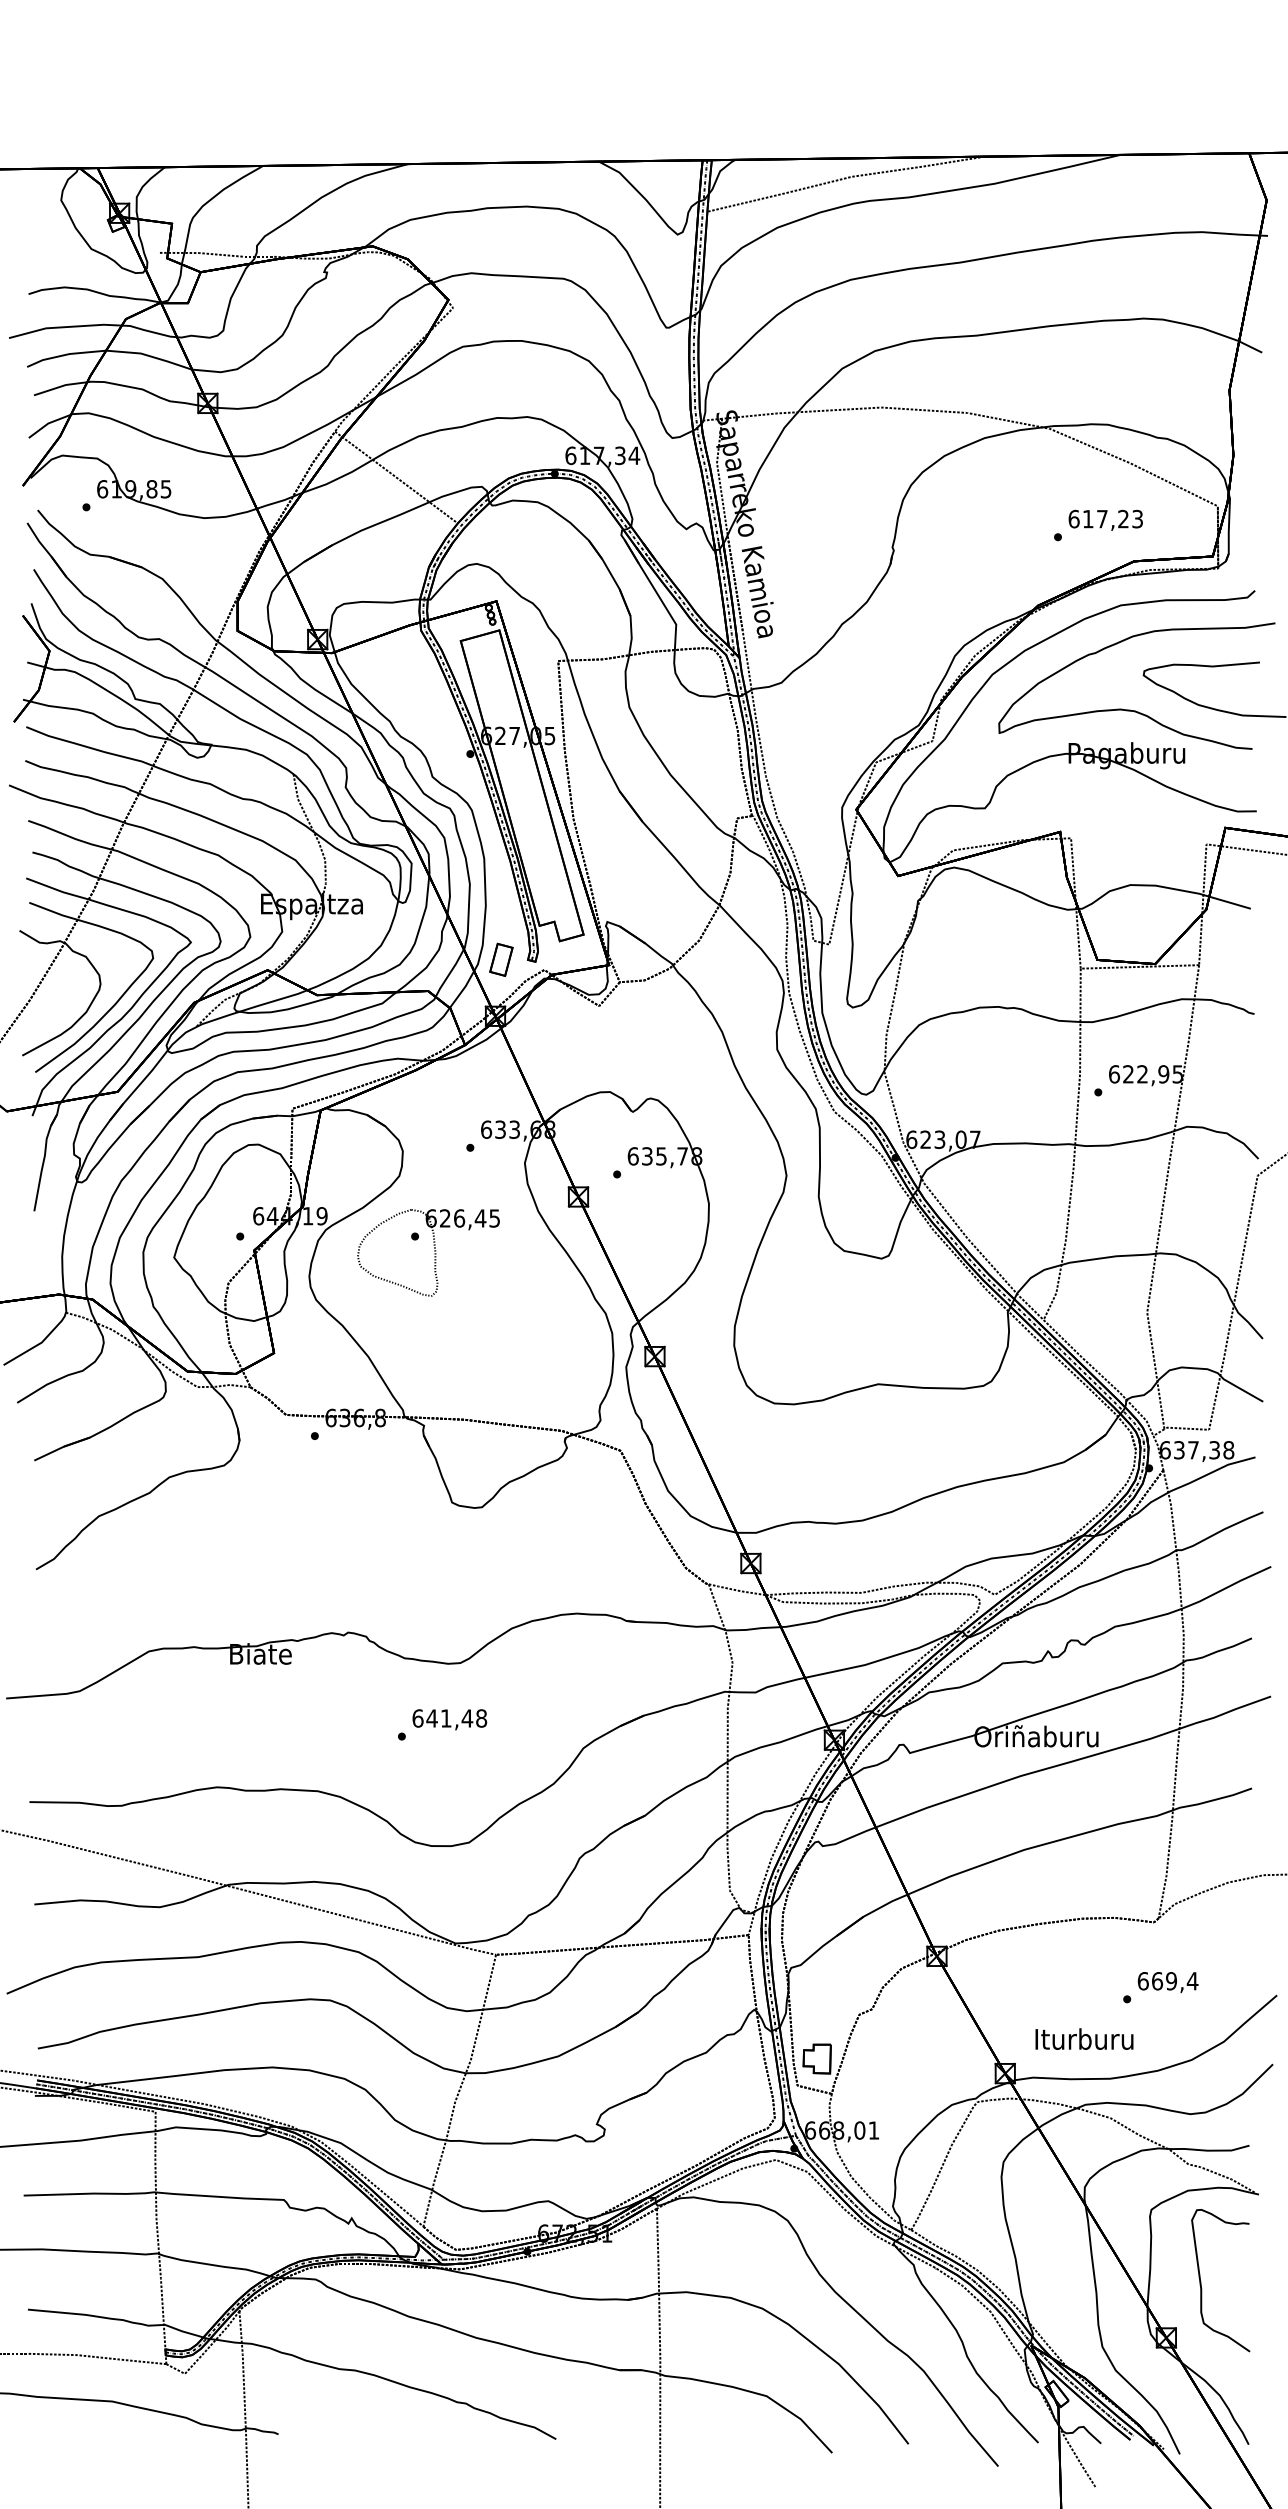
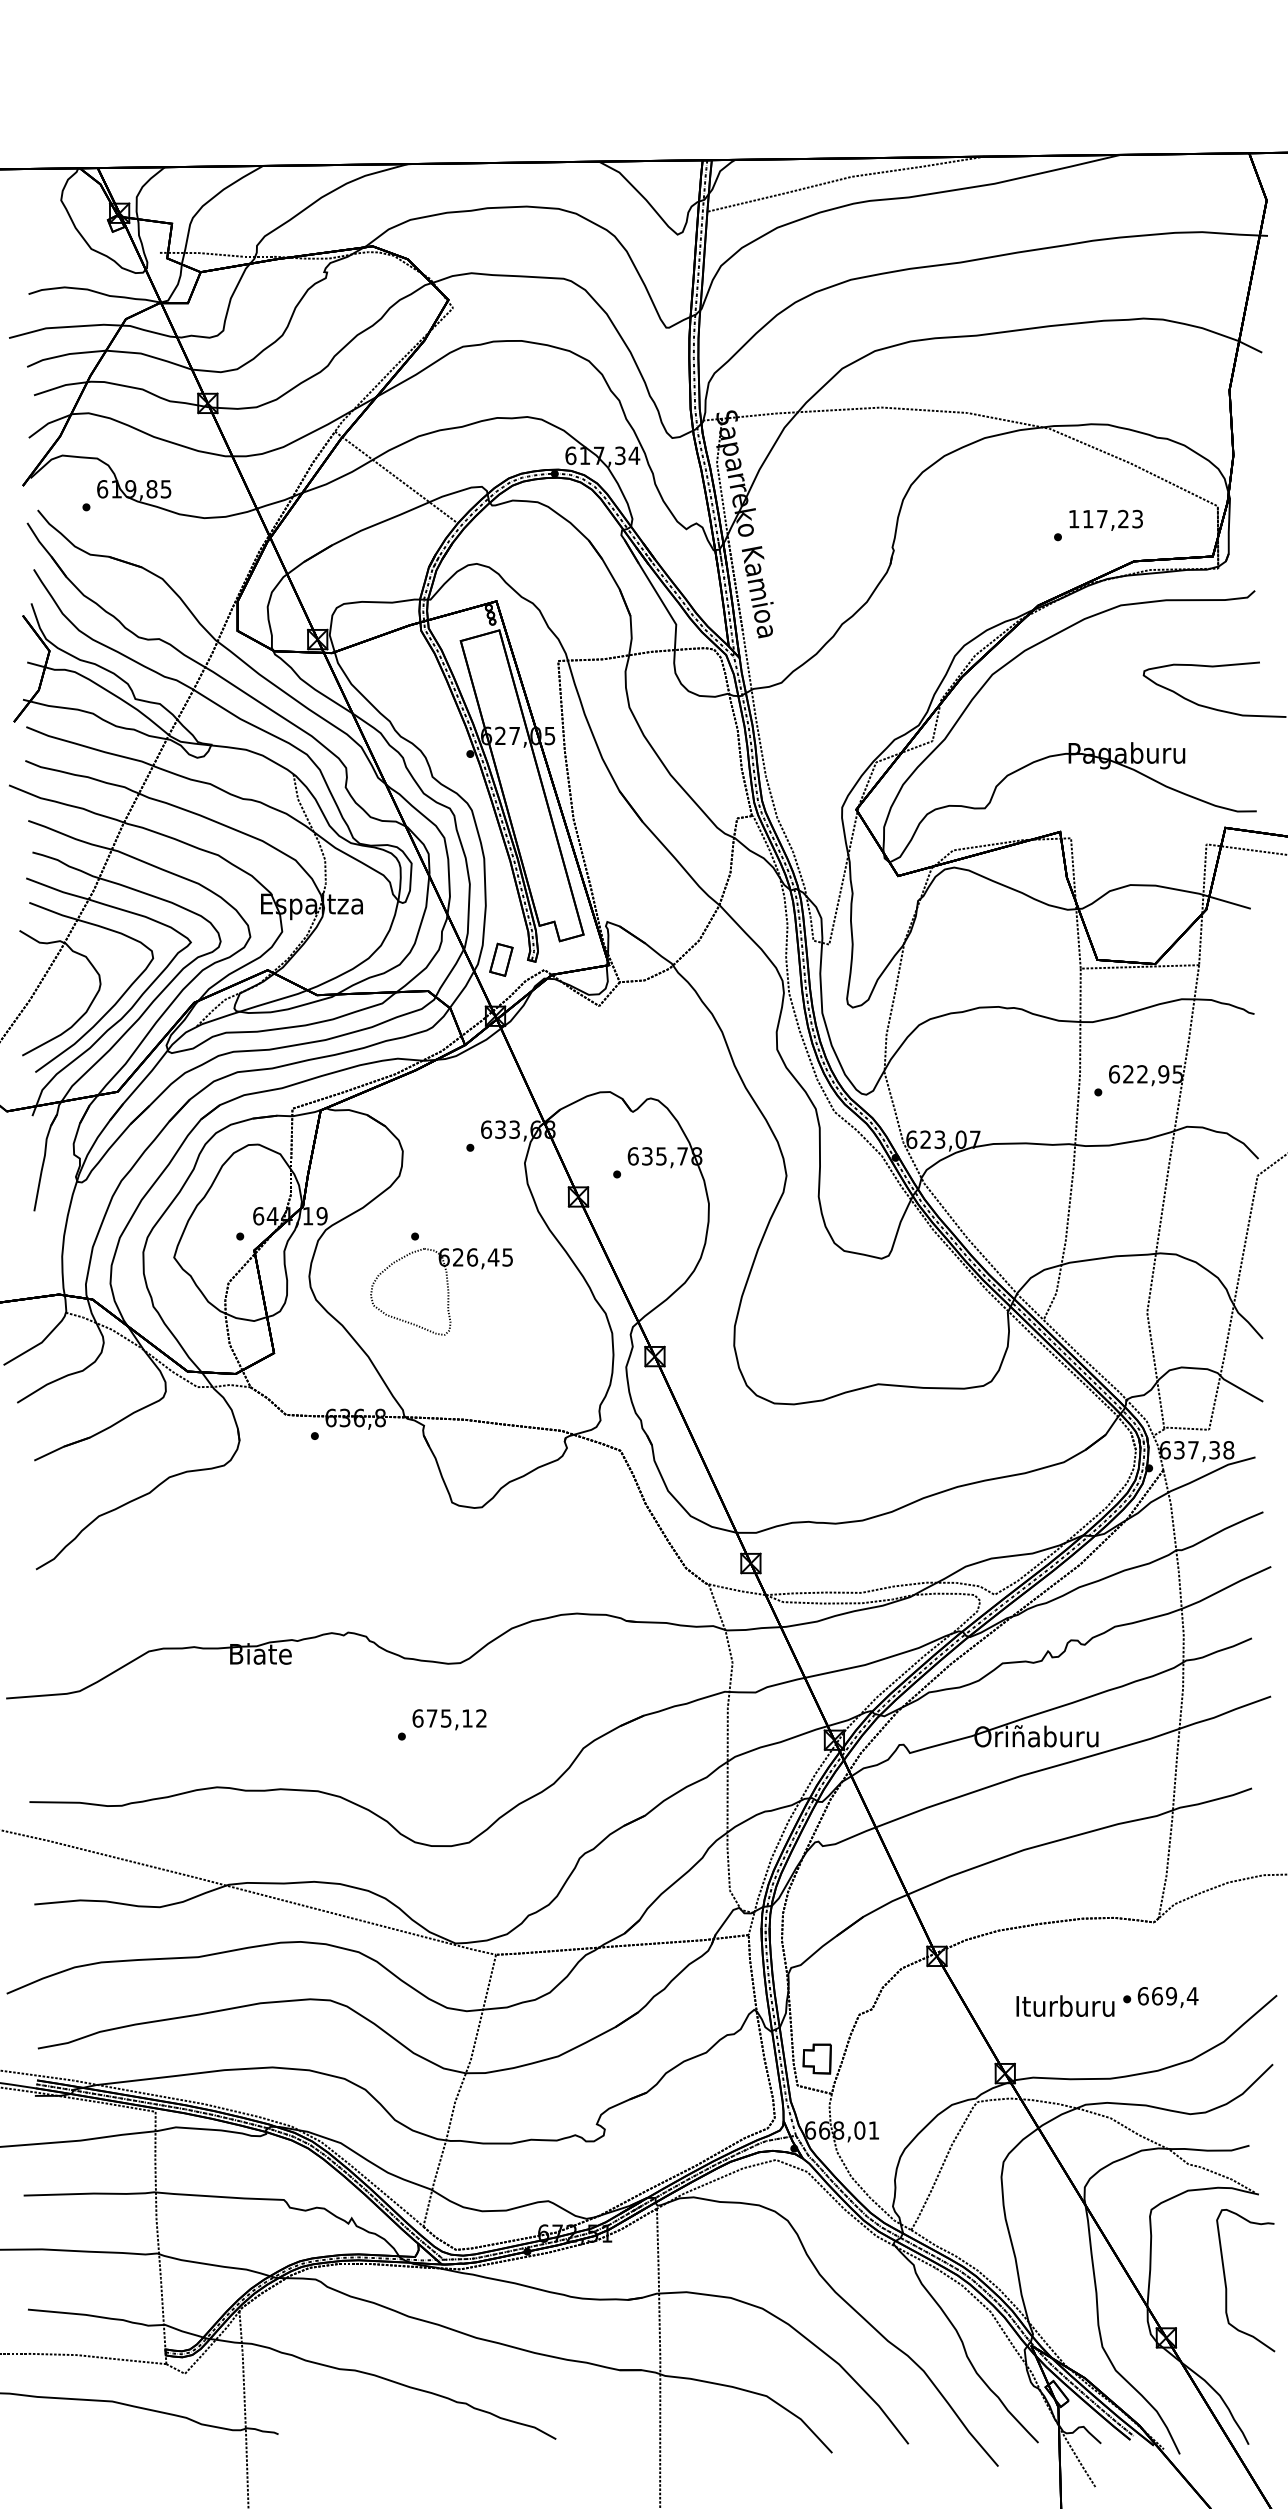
text: 617,23 -> 117,23 (1073, 518)
curve: present -> none (1130, 709)
part position: (434, 1251) -> (447, 1290) (447, 1290)
text: 641,48 -> 675,12 (456, 1718)
text position: (1167, 1982) -> (1167, 1997) (1167, 1997)
text position: (1084, 2038) -> (1065, 2005) (1065, 2005)
curve position: (1201, 2281) -> (1226, 2281) (1226, 2281)
